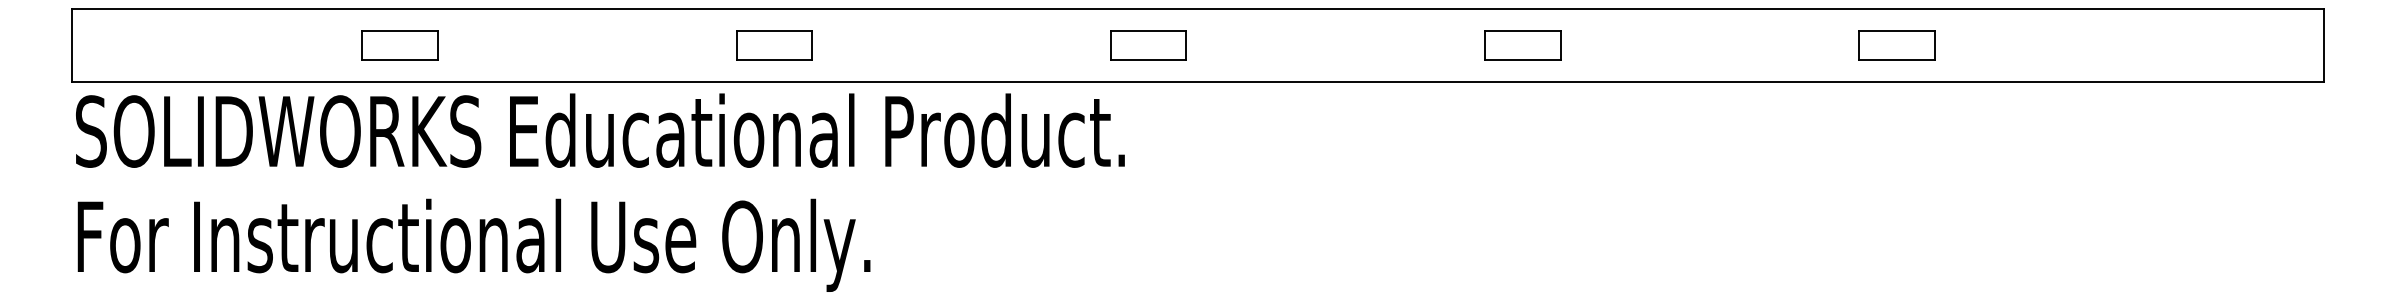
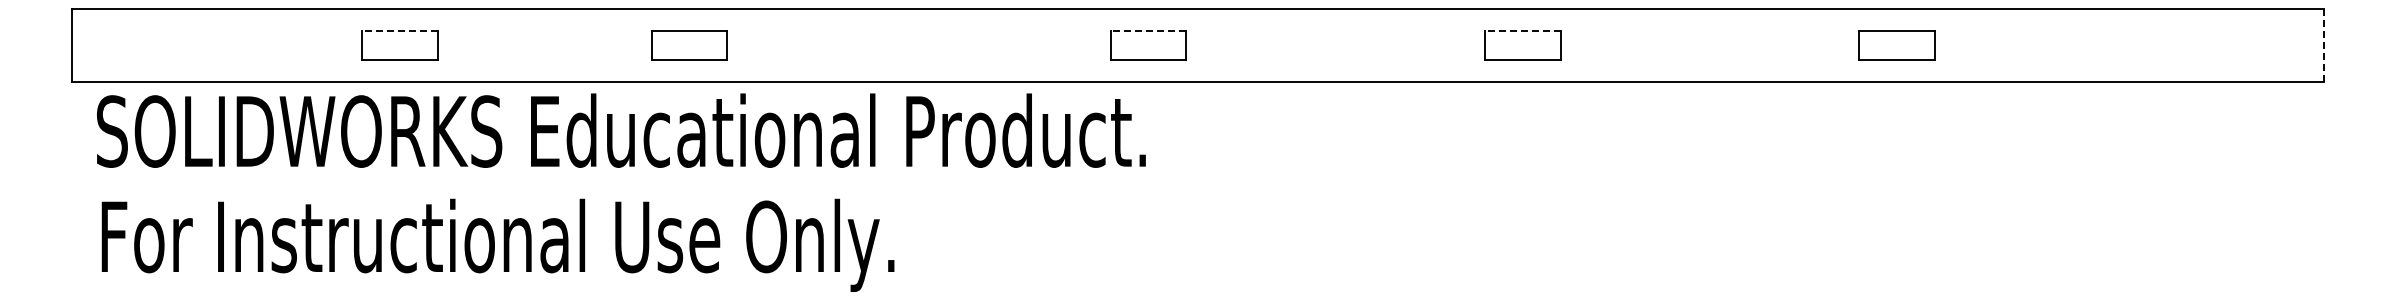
line: solid -> dashed (400, 30)
line: solid -> dashed (1148, 30)
line: solid -> dashed (1522, 30)
line: solid -> dashed (2324, 44)
part position: (774, 45) -> (689, 45) (689, 45)
text position: (600, 130) -> (621, 130) (621, 130)
text position: (473, 244) -> (497, 244) (497, 244)
